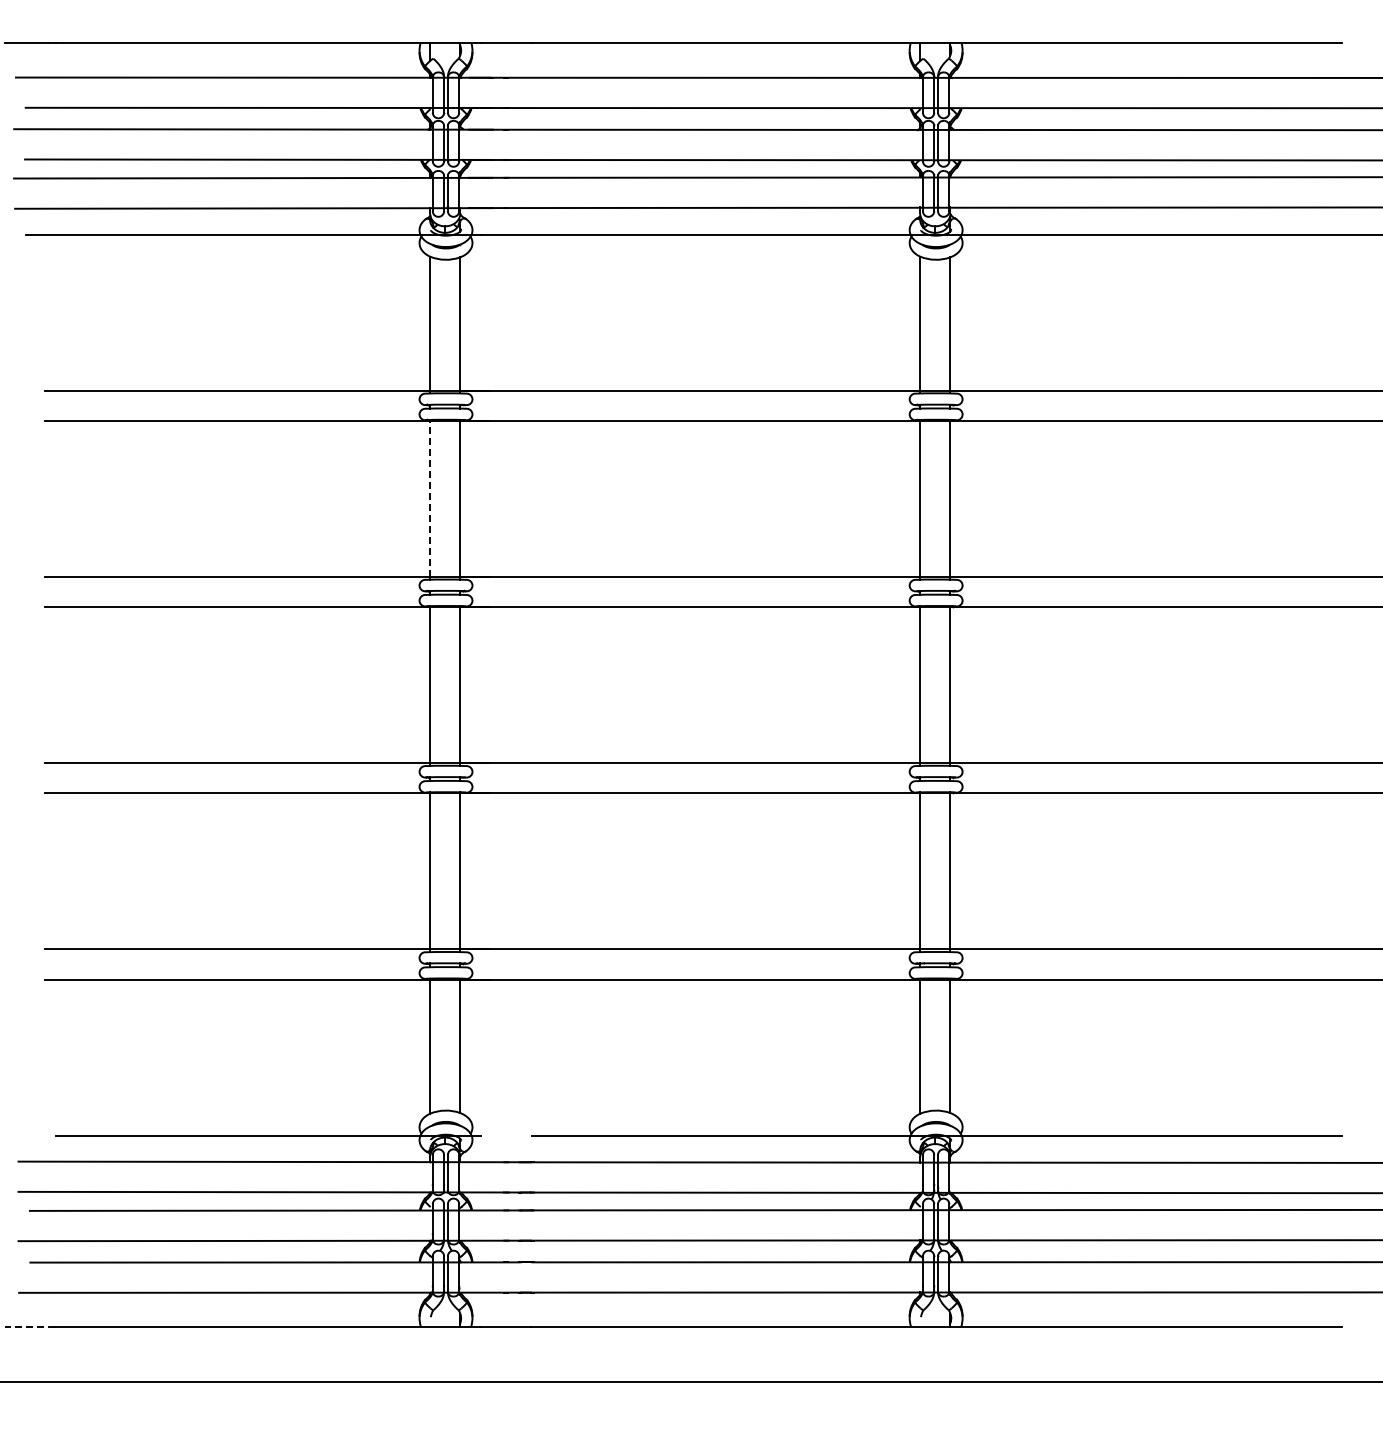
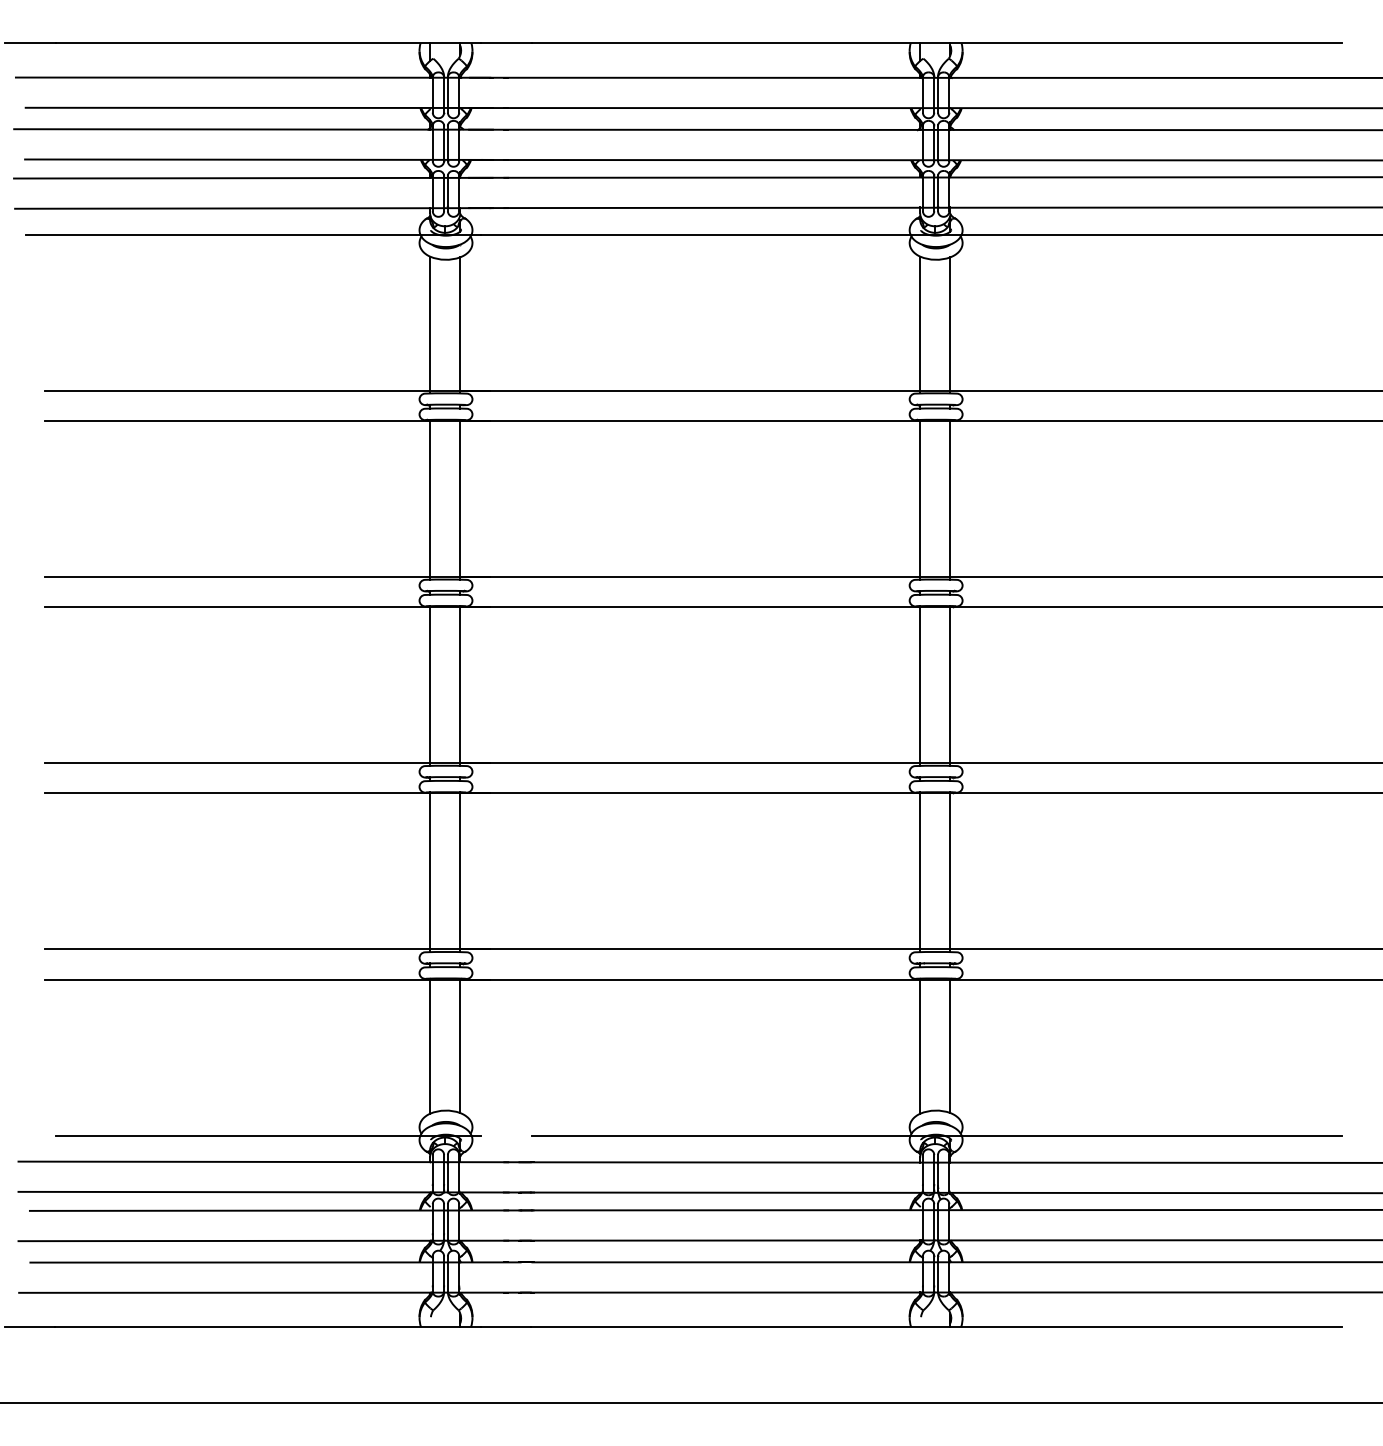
line: dashed -> solid (430, 498)
line: dashed -> solid (29, 1327)
line position: (690, 1381) -> (690, 1402) (690, 1402)
